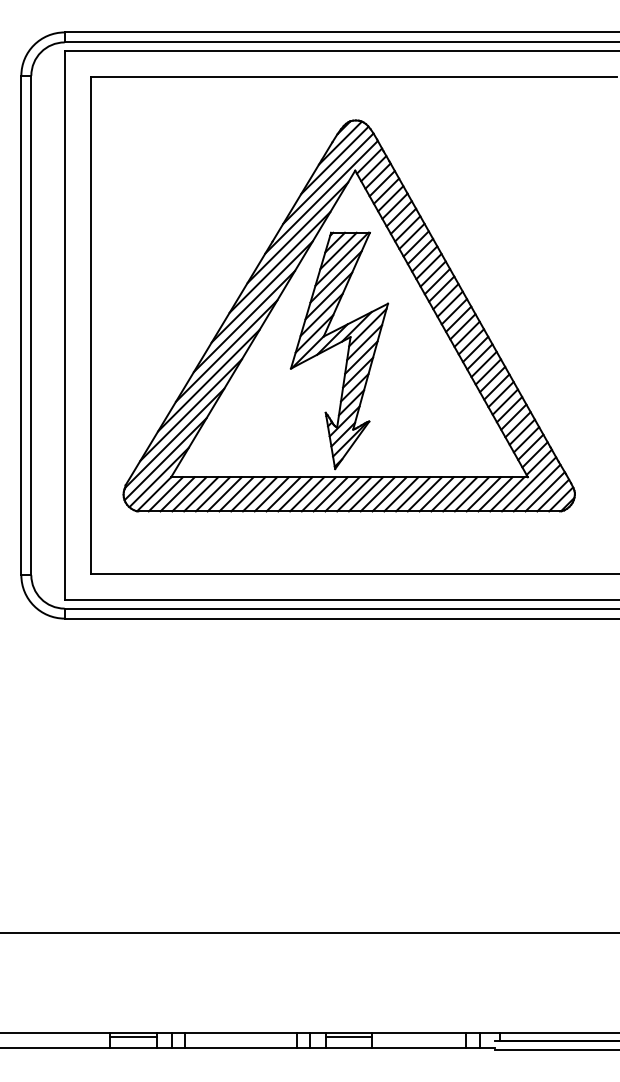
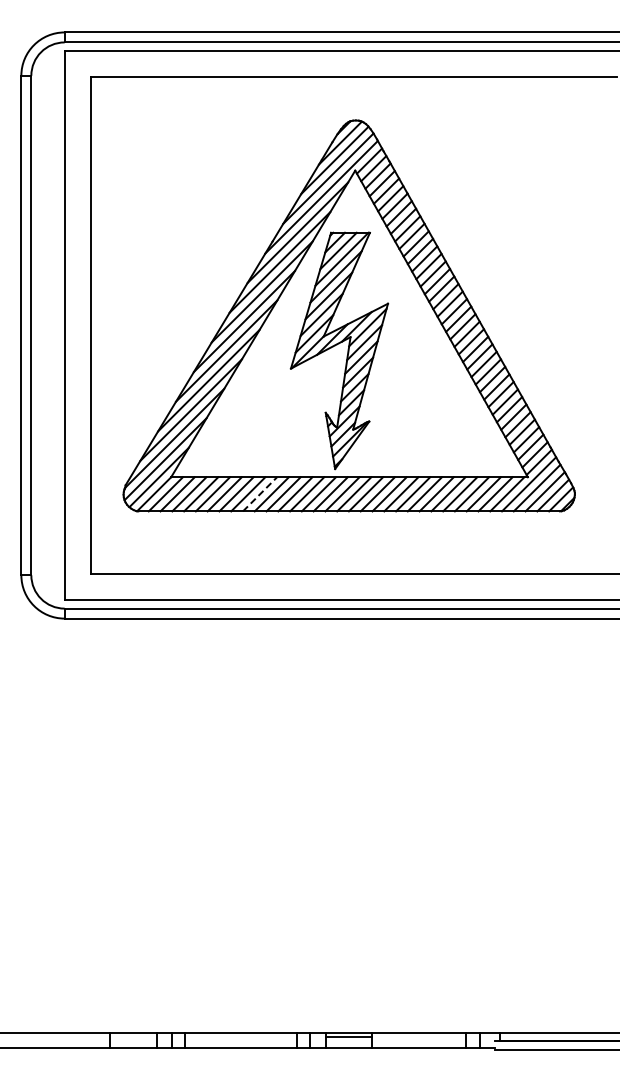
line: solid -> dashed (260, 493)
line: present -> none (309, 933)
line: present -> none (132, 1037)
